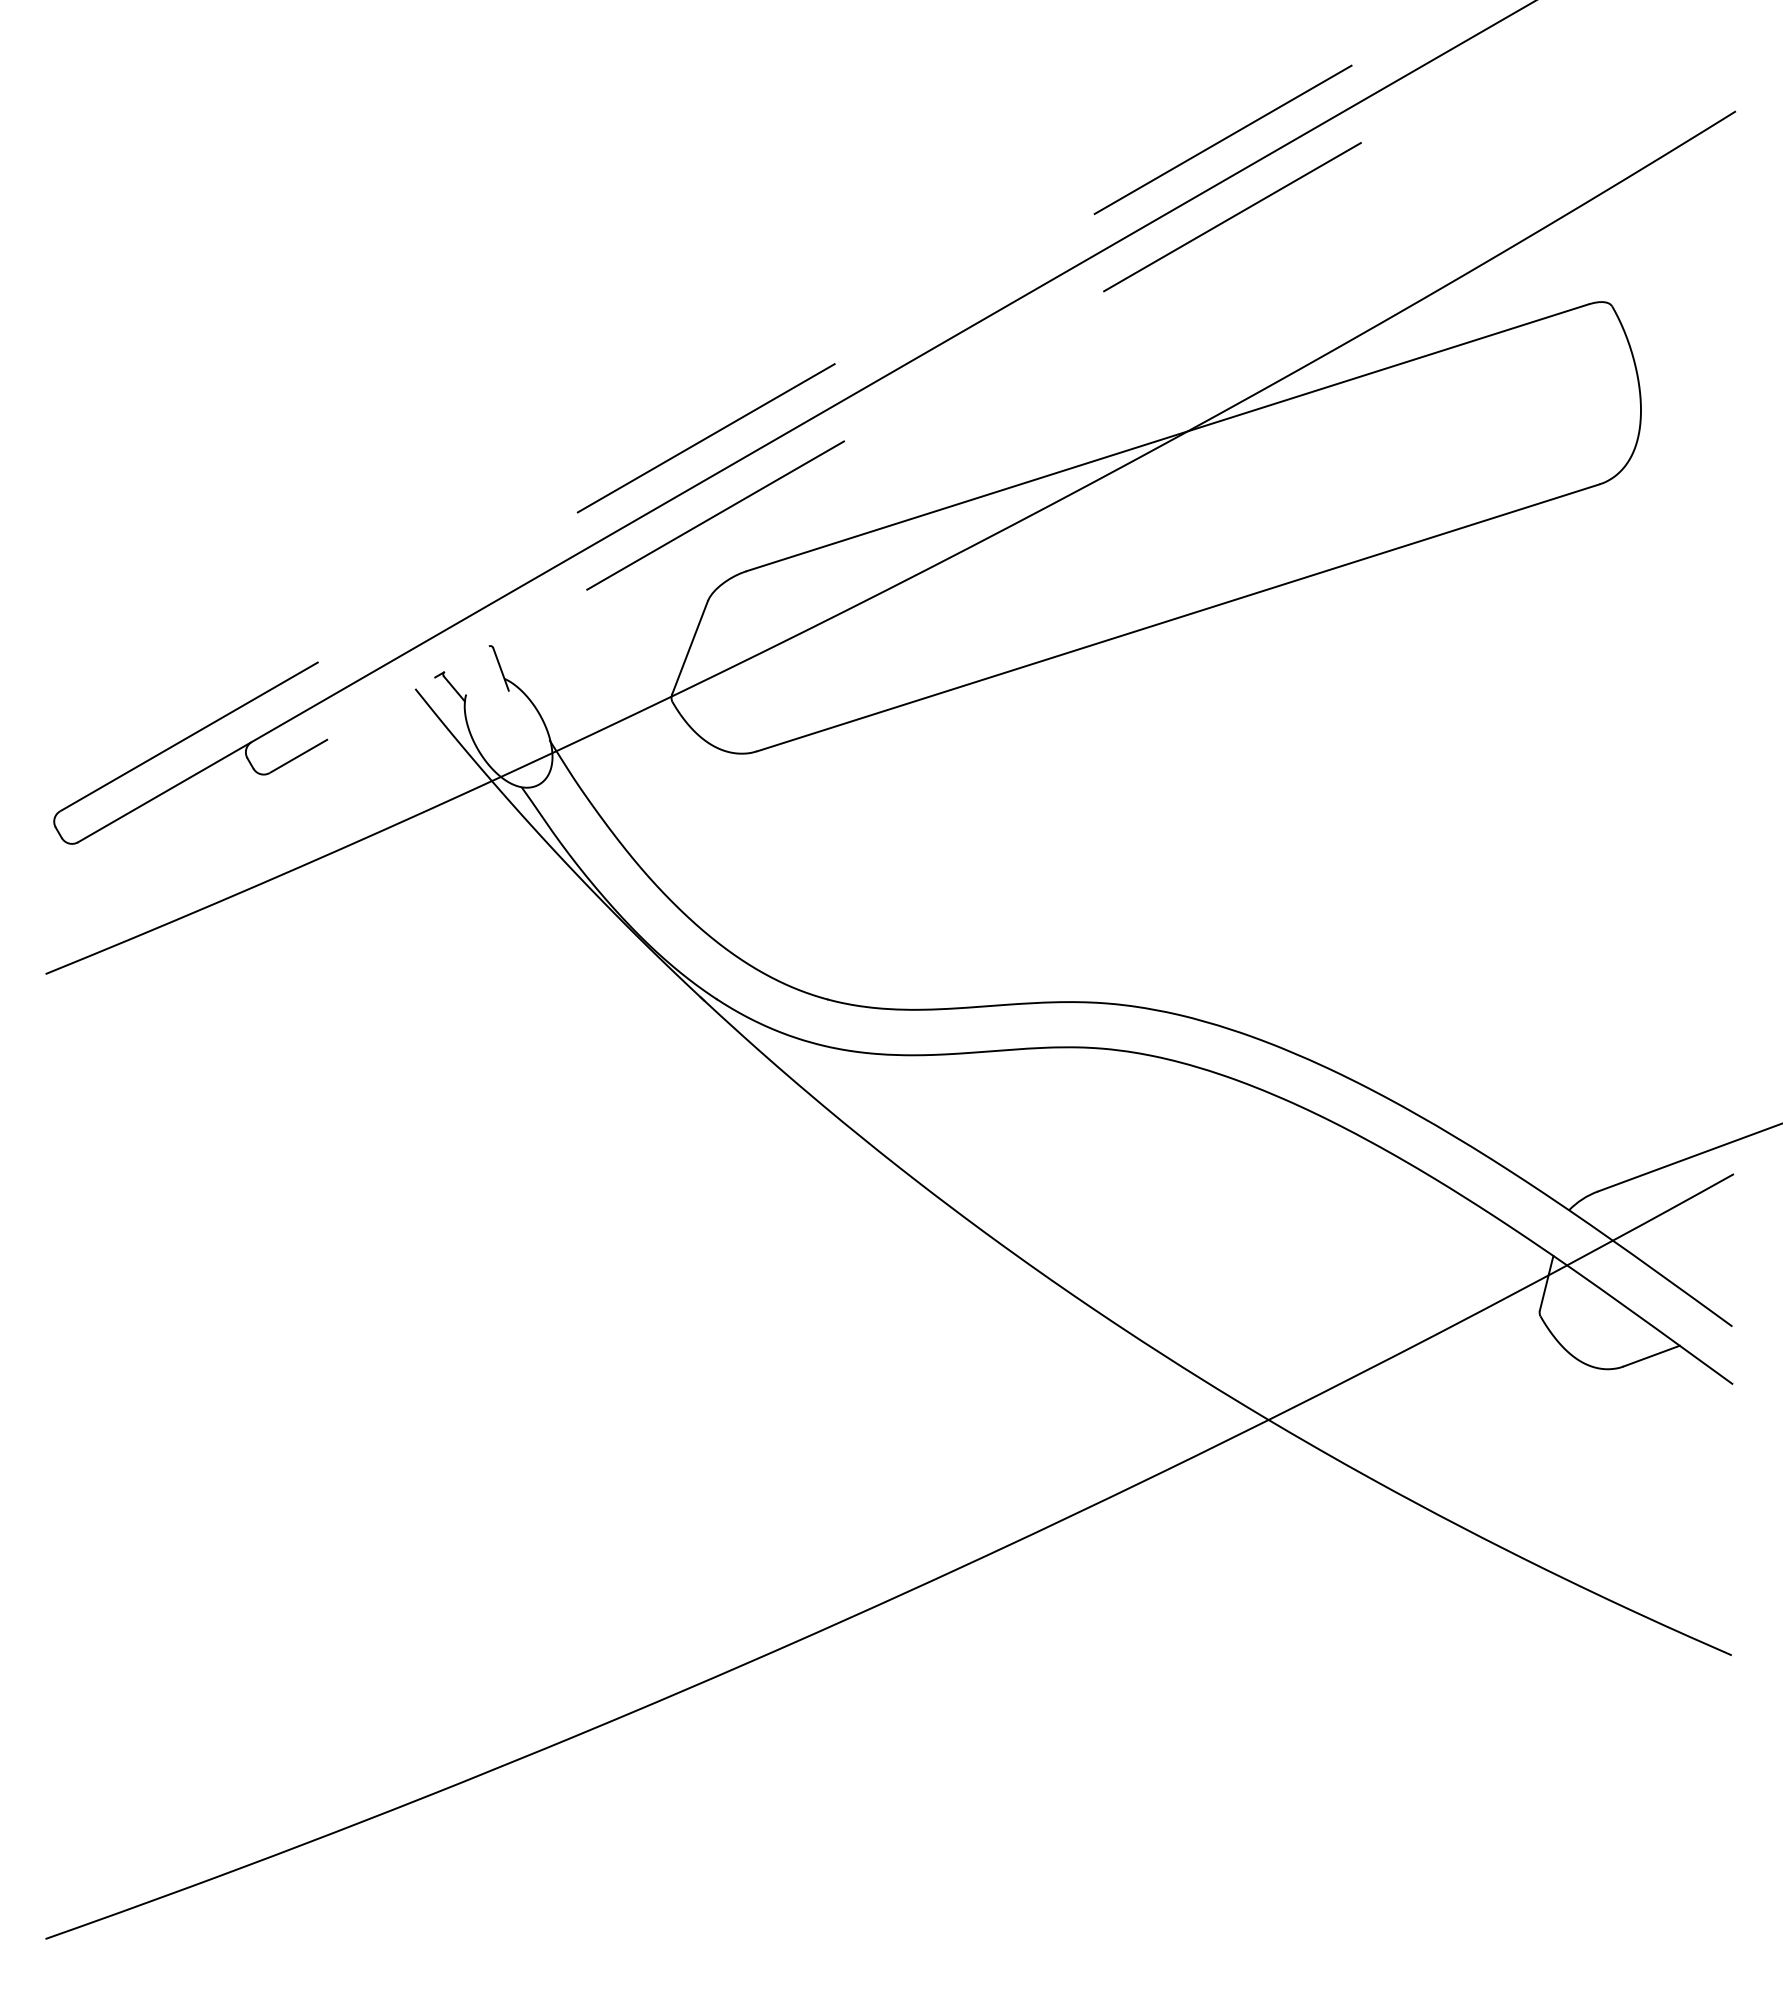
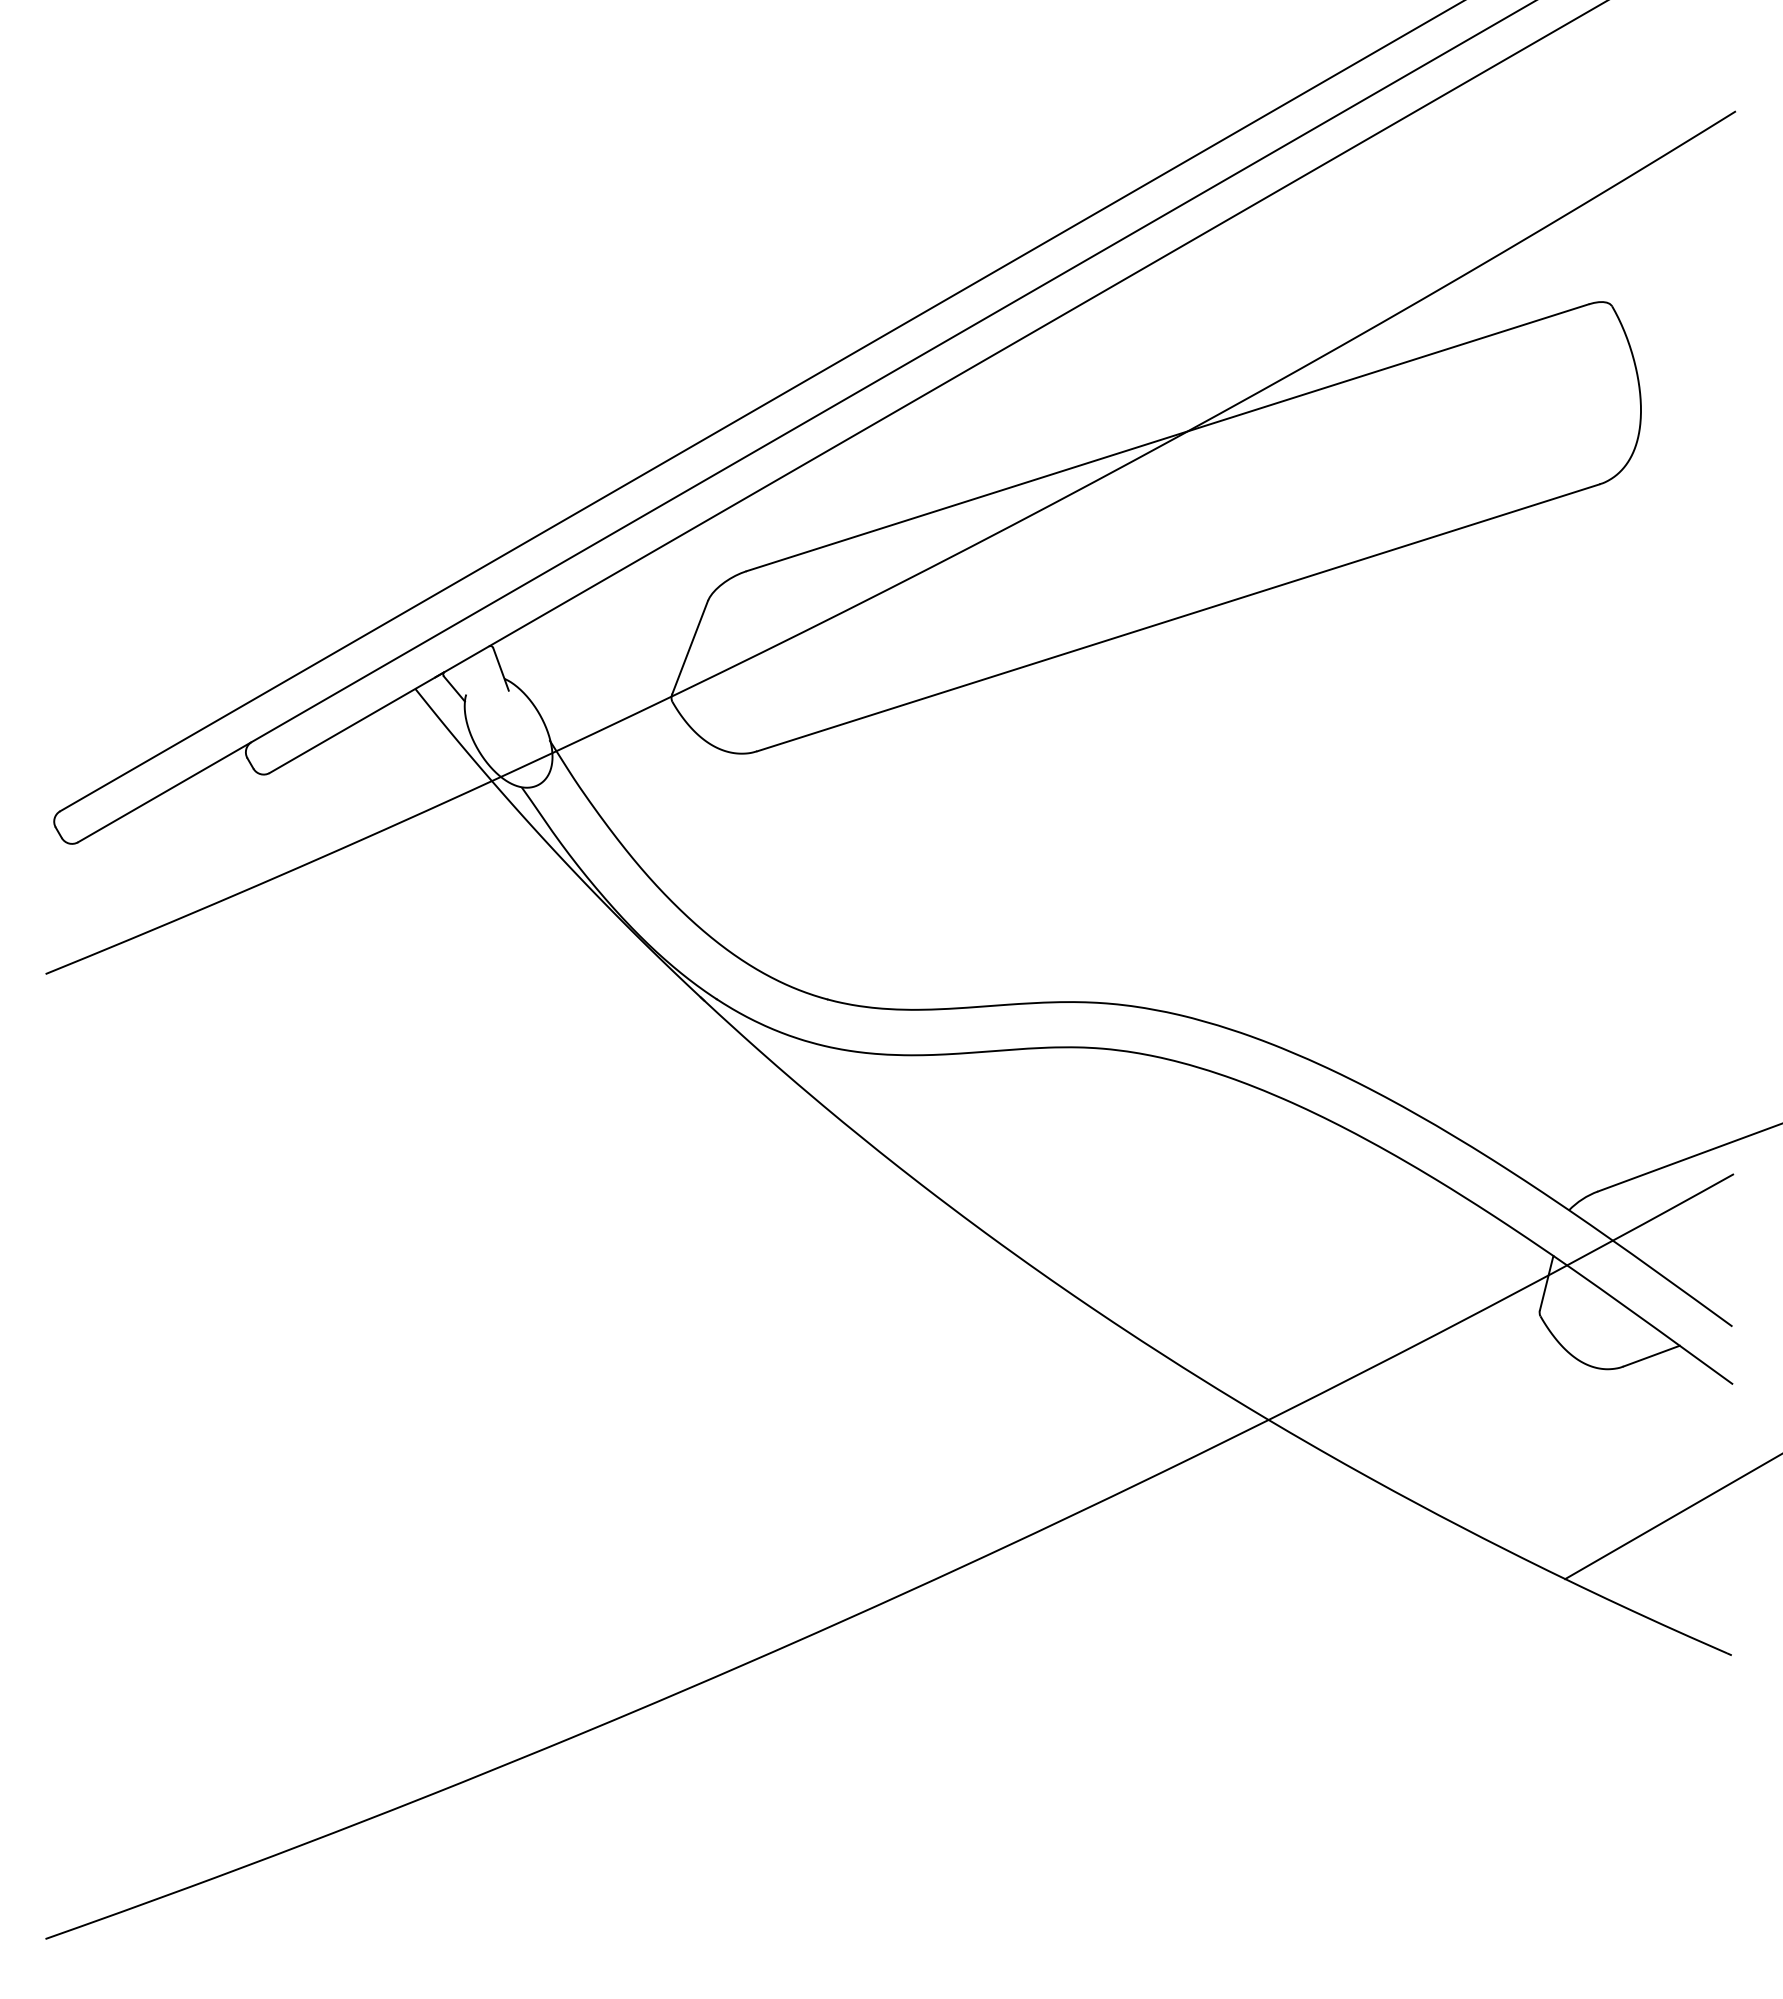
line: dashed -> solid (939, 386)
line: dashed -> solid (762, 405)
line: none -> present (1672, 1517)
